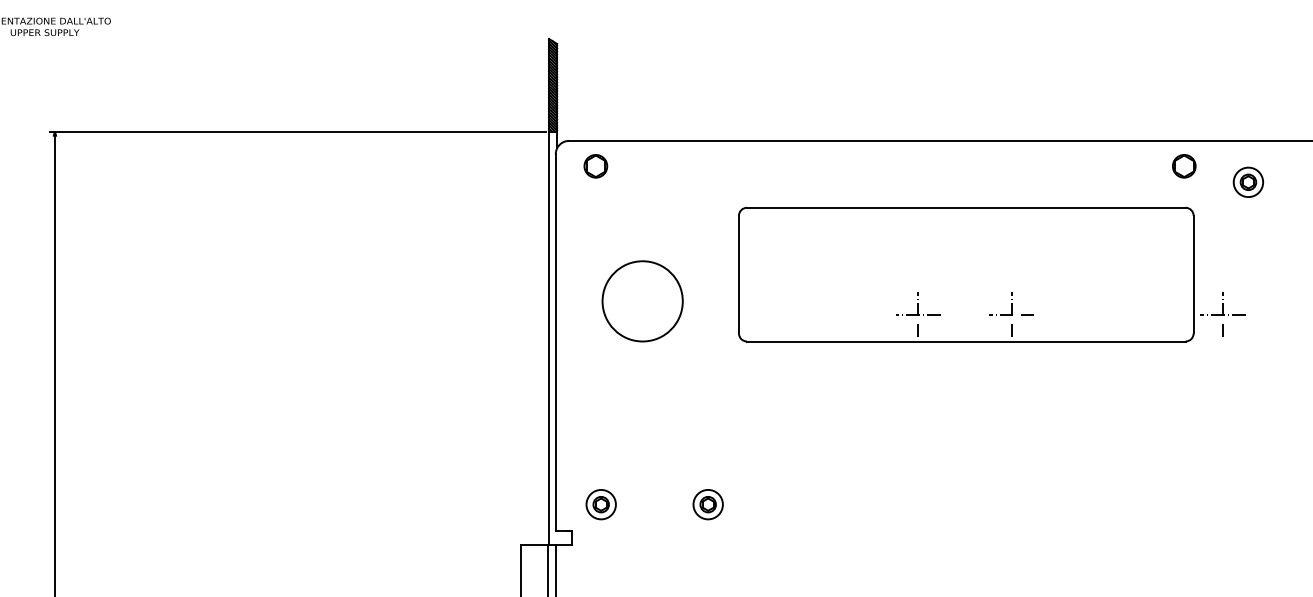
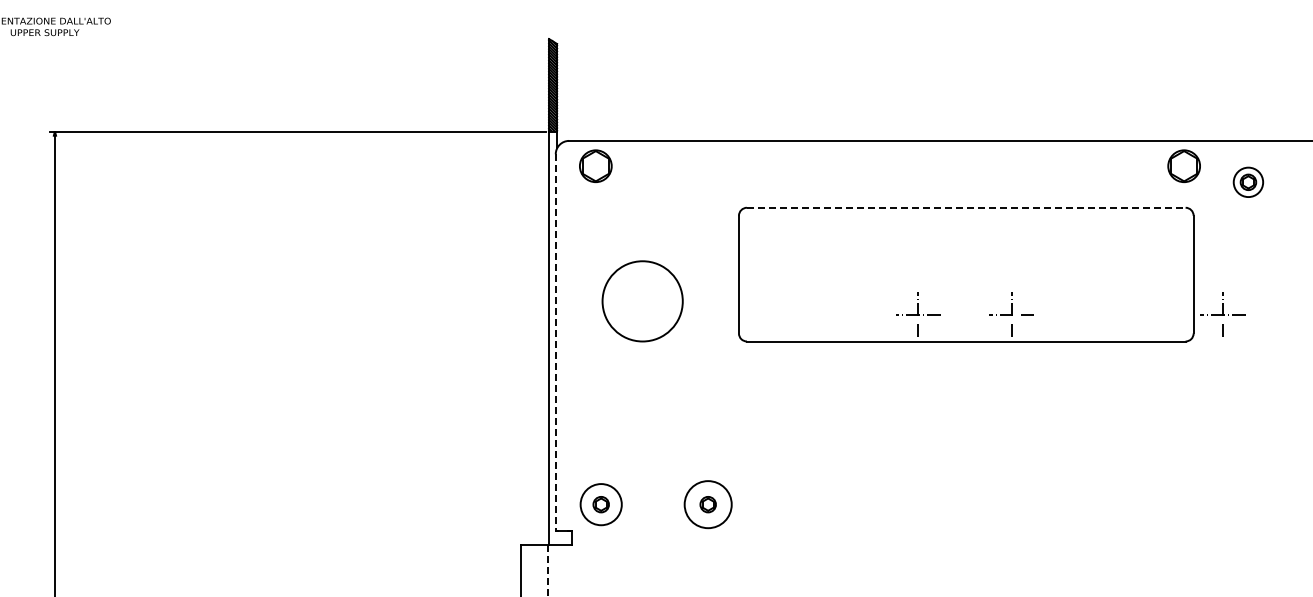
part size: 26x25 px -> 34x34 px (595, 165)
part size: 25x25 px -> 34x34 px (1183, 165)
line: solid -> dashed (966, 207)
line: solid -> dashed (555, 342)
circle diameter: 29 px -> 41 px (600, 504)
circle diameter: 29 px -> 47 px (707, 504)
line: present -> none (555, 568)
line: solid -> dashed (547, 570)
